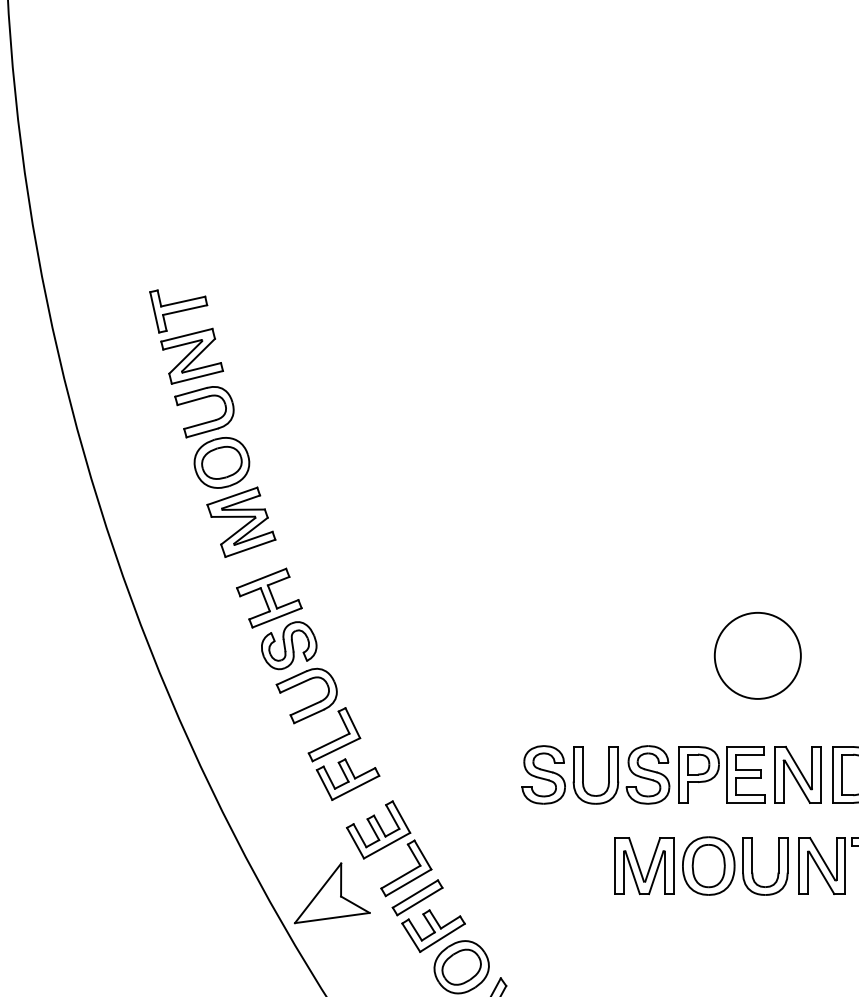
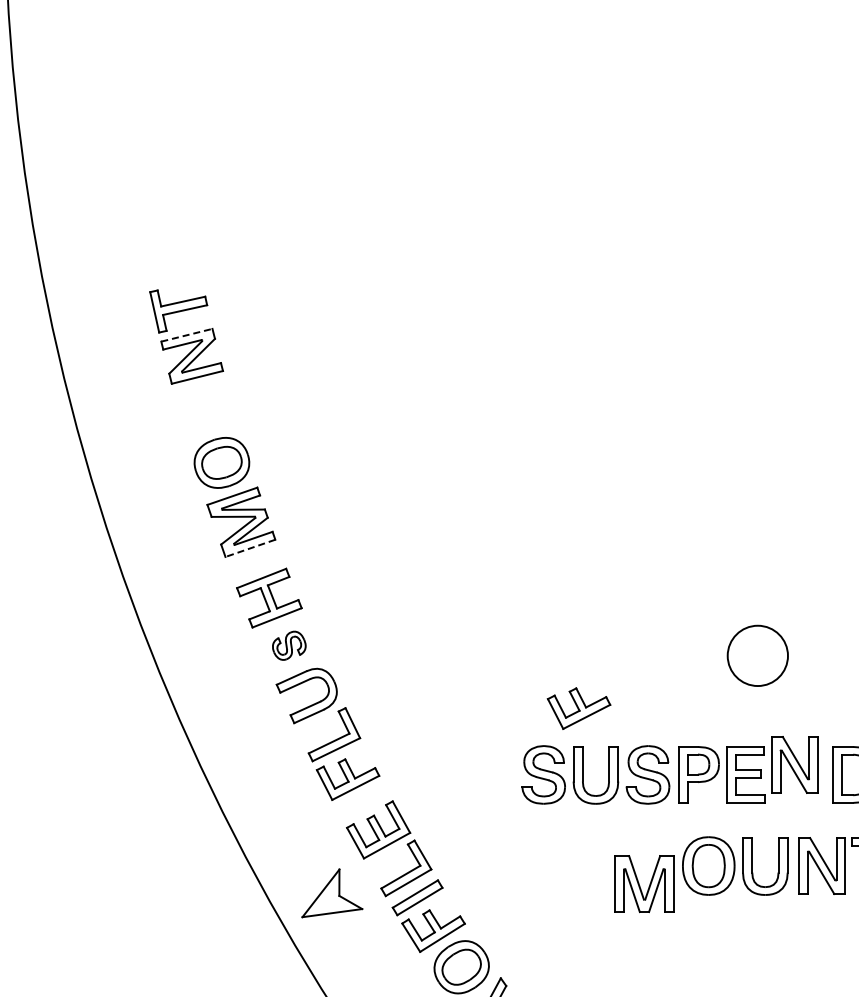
line: solid -> dashed (187, 335)
part: present -> none (206, 421)
line: solid -> dashed (249, 548)
part size: 57x50 px -> 35x31 px (289, 645)
circle diameter: 86 px -> 60 px (757, 655)
part: none -> present (578, 708)
part position: (797, 774) -> (794, 764) (794, 764)
part position: (644, 865) -> (644, 883) (644, 883)
part size: 77x63 px -> 63x51 px (332, 893)
